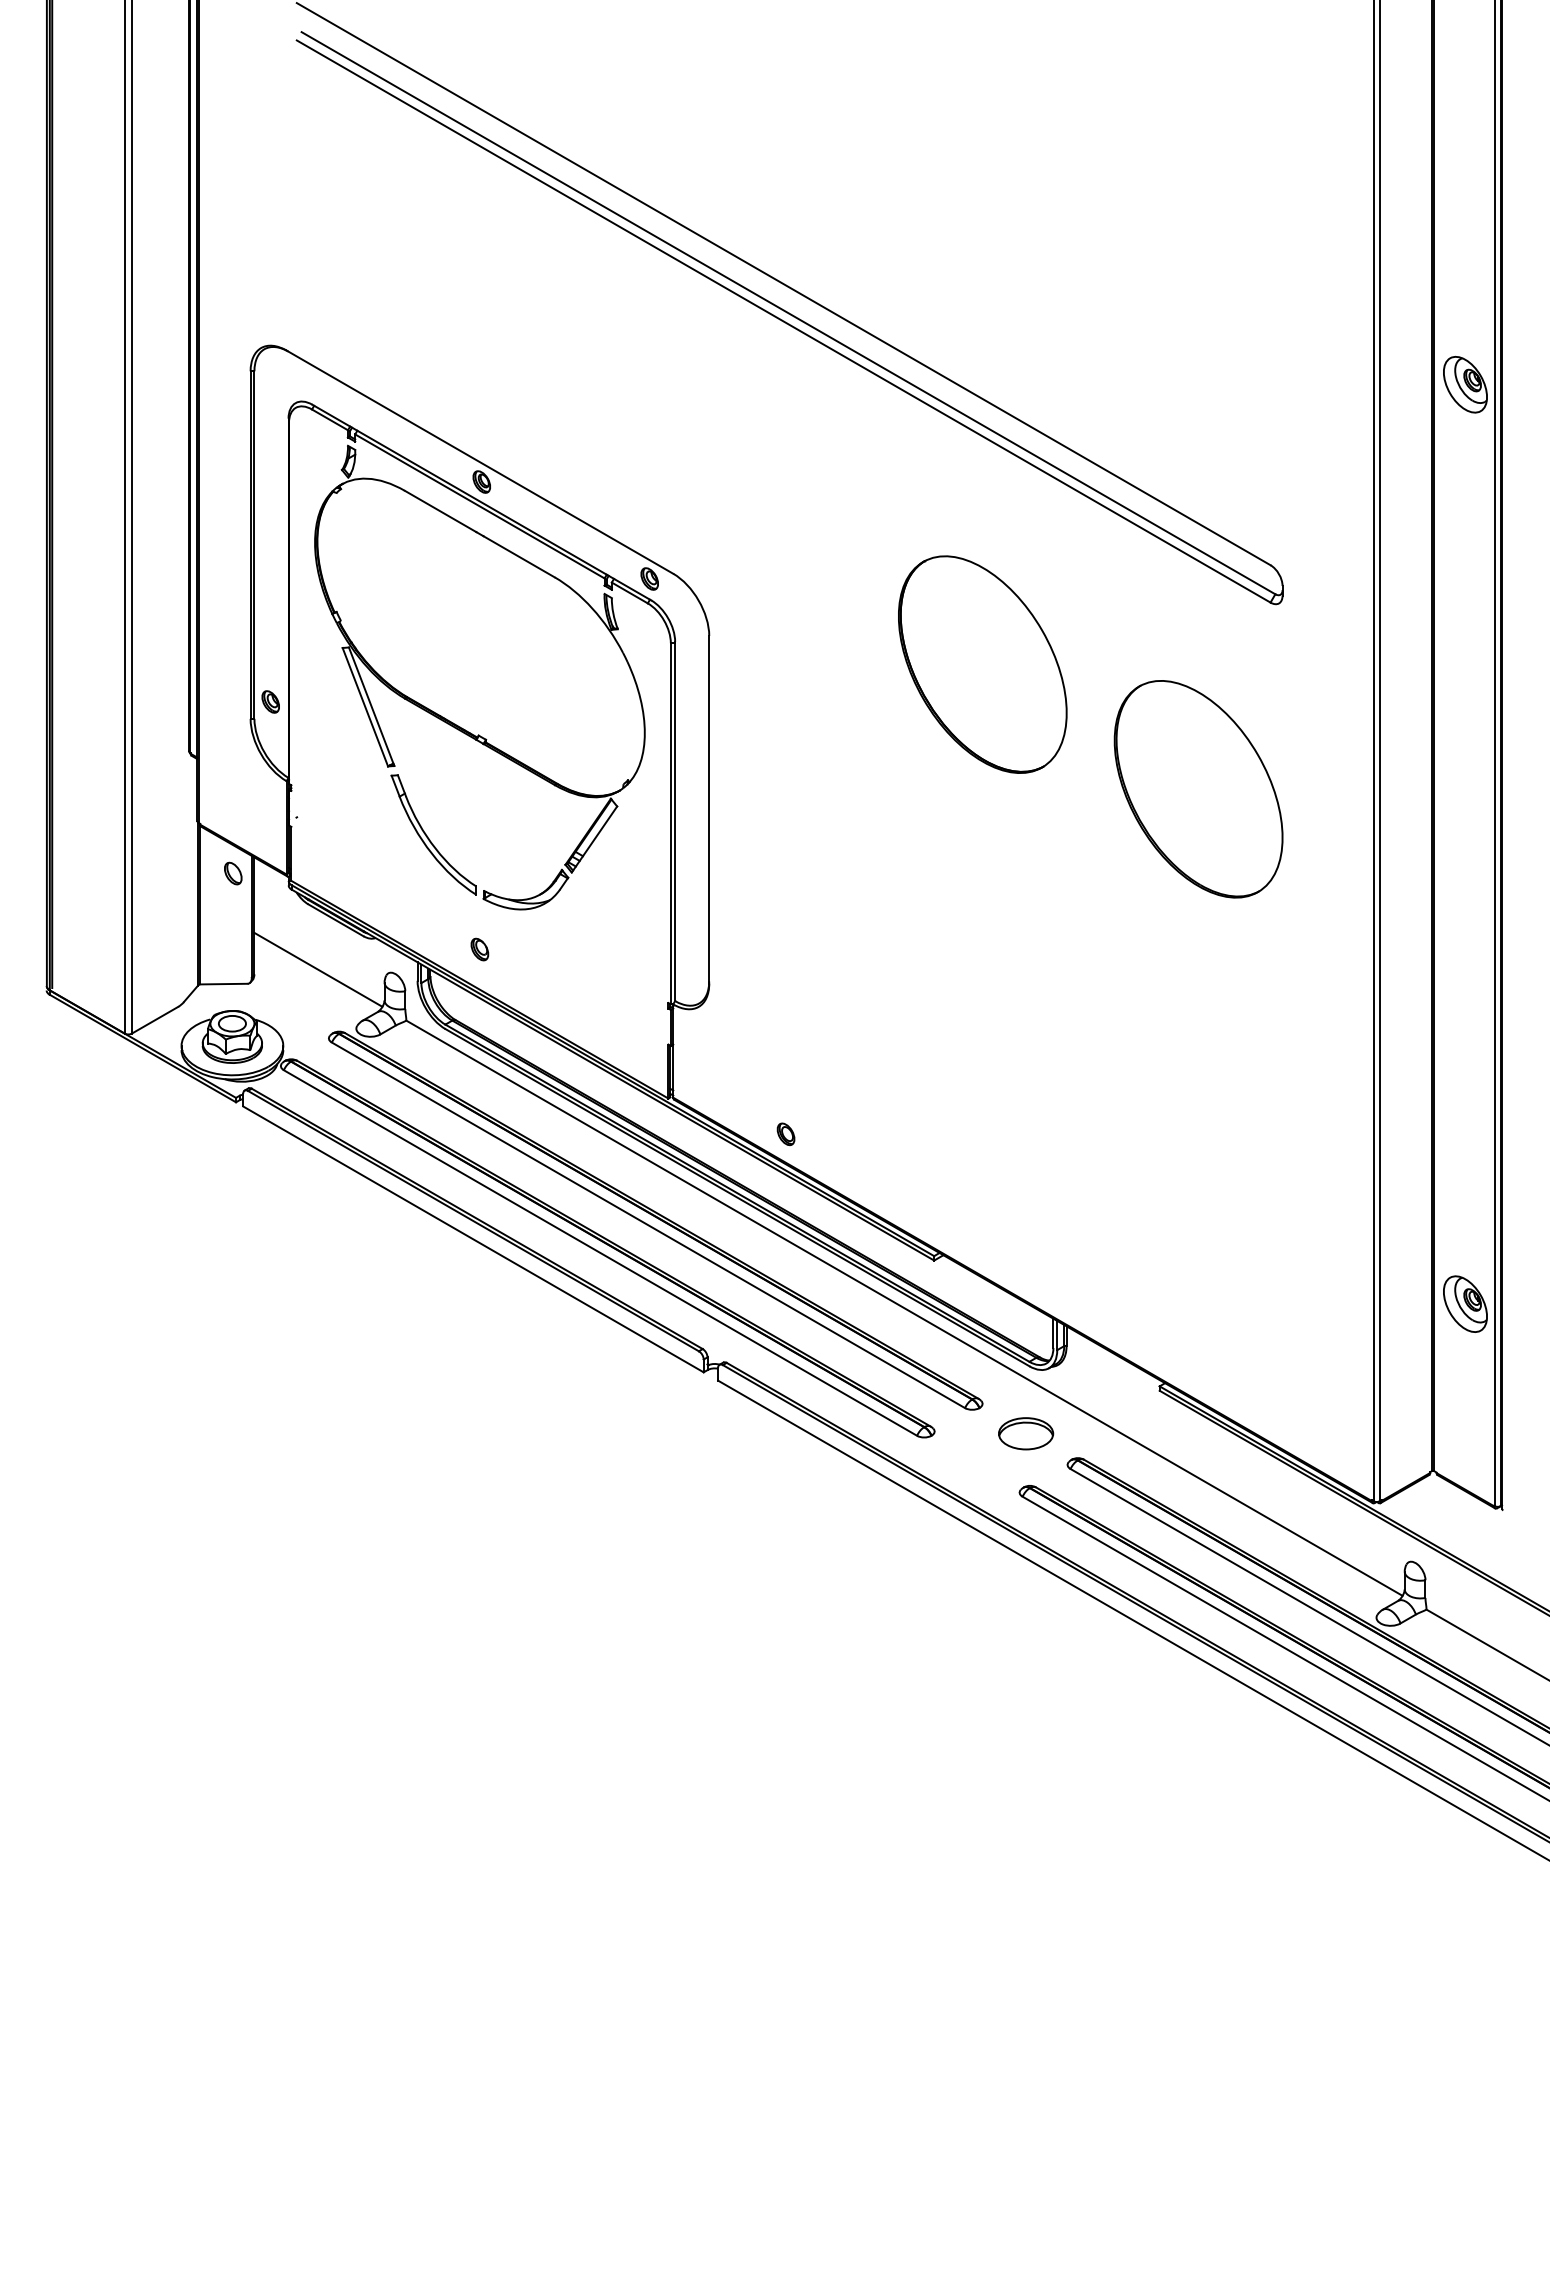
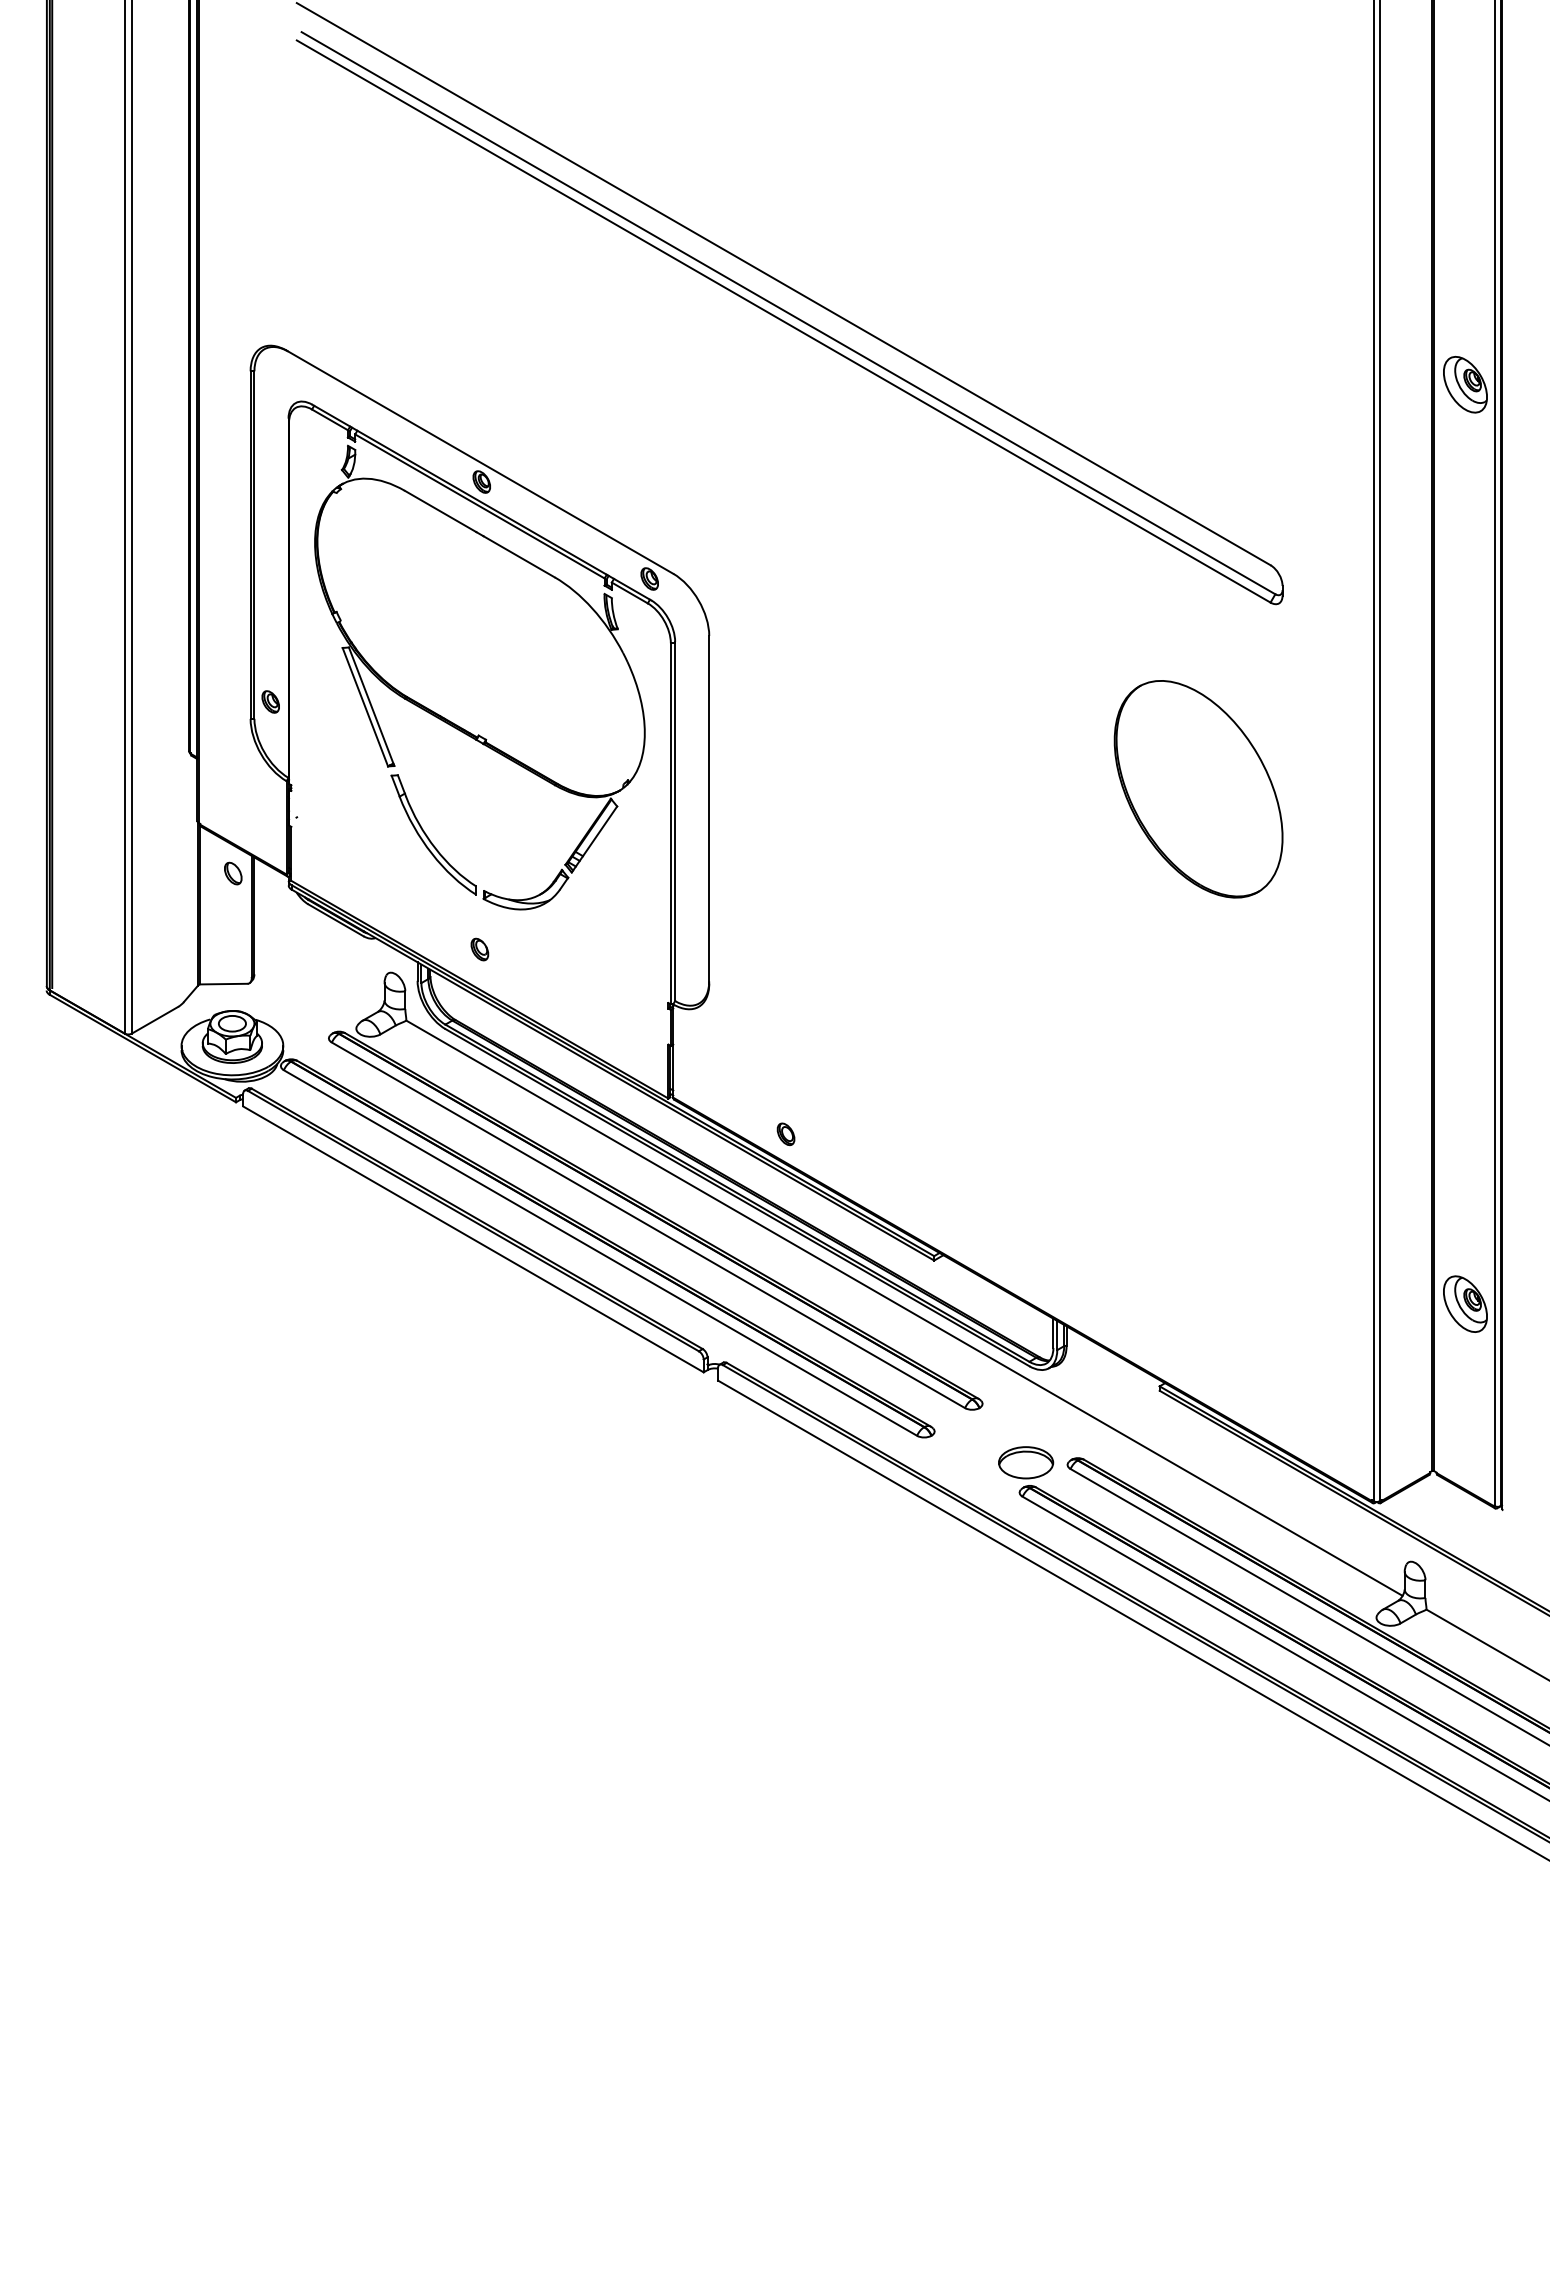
part: present -> none (982, 664)
line: present -> none (318, 969)
part position: (1026, 1433) -> (1026, 1462) (1026, 1462)
